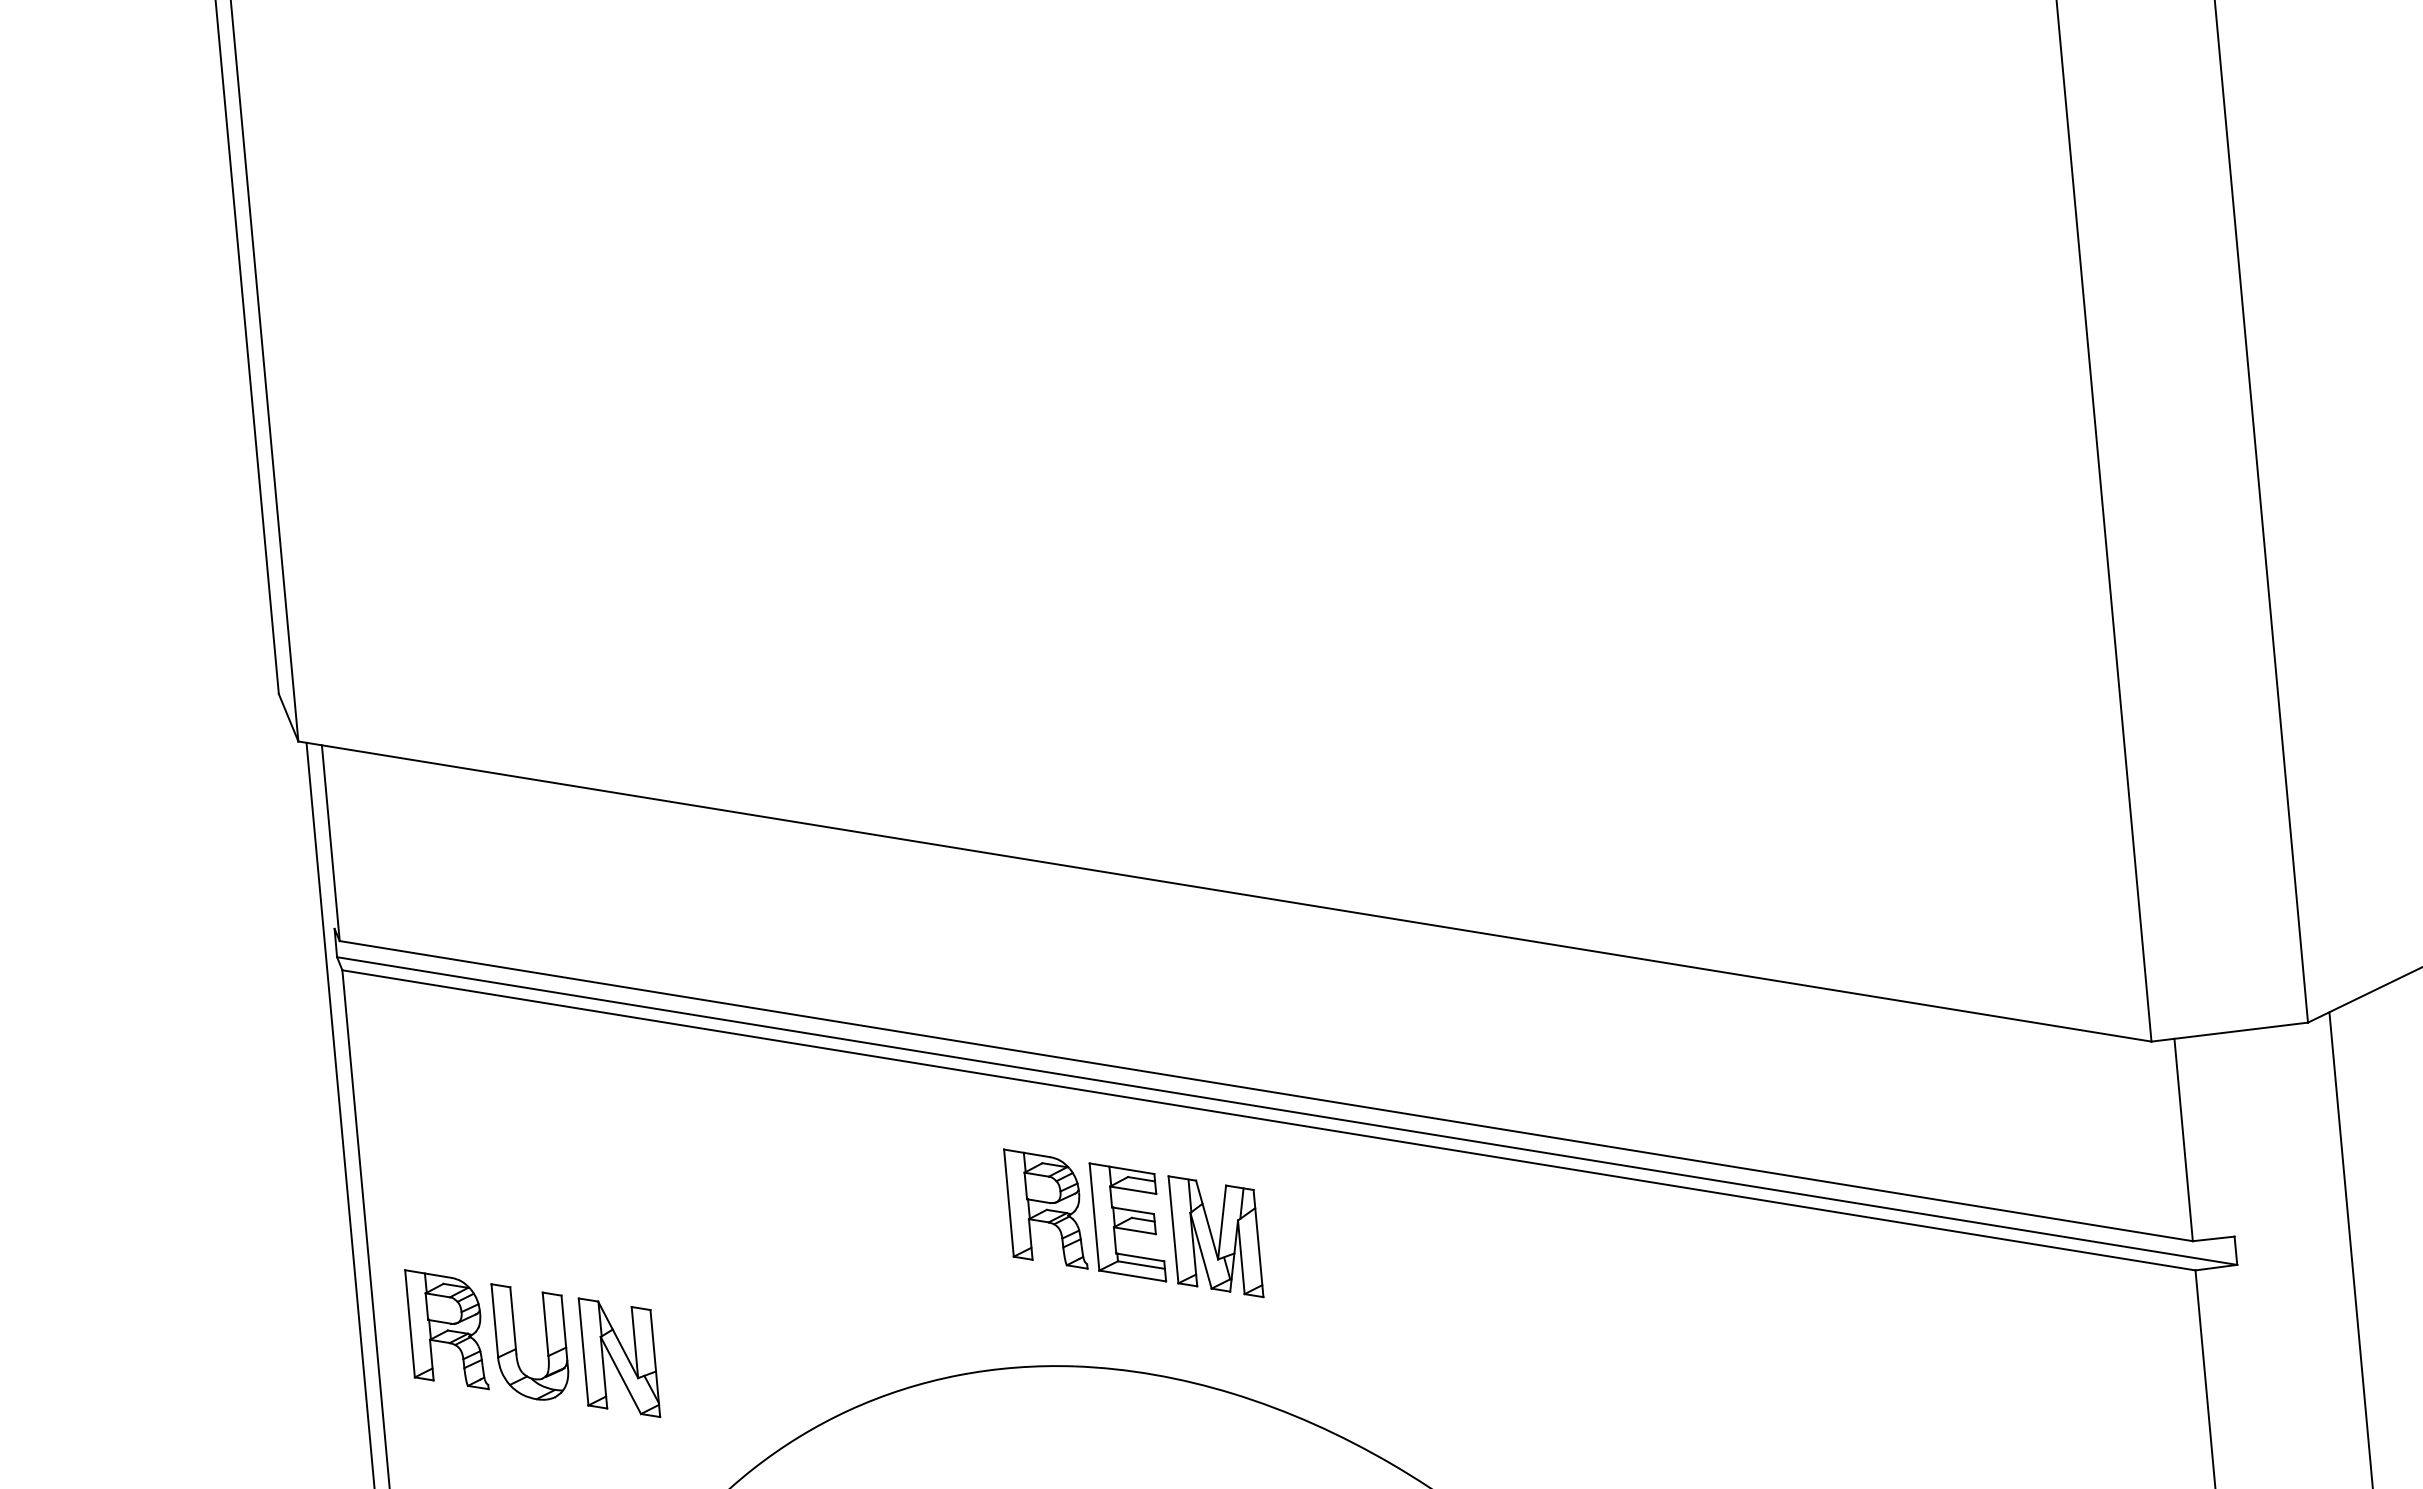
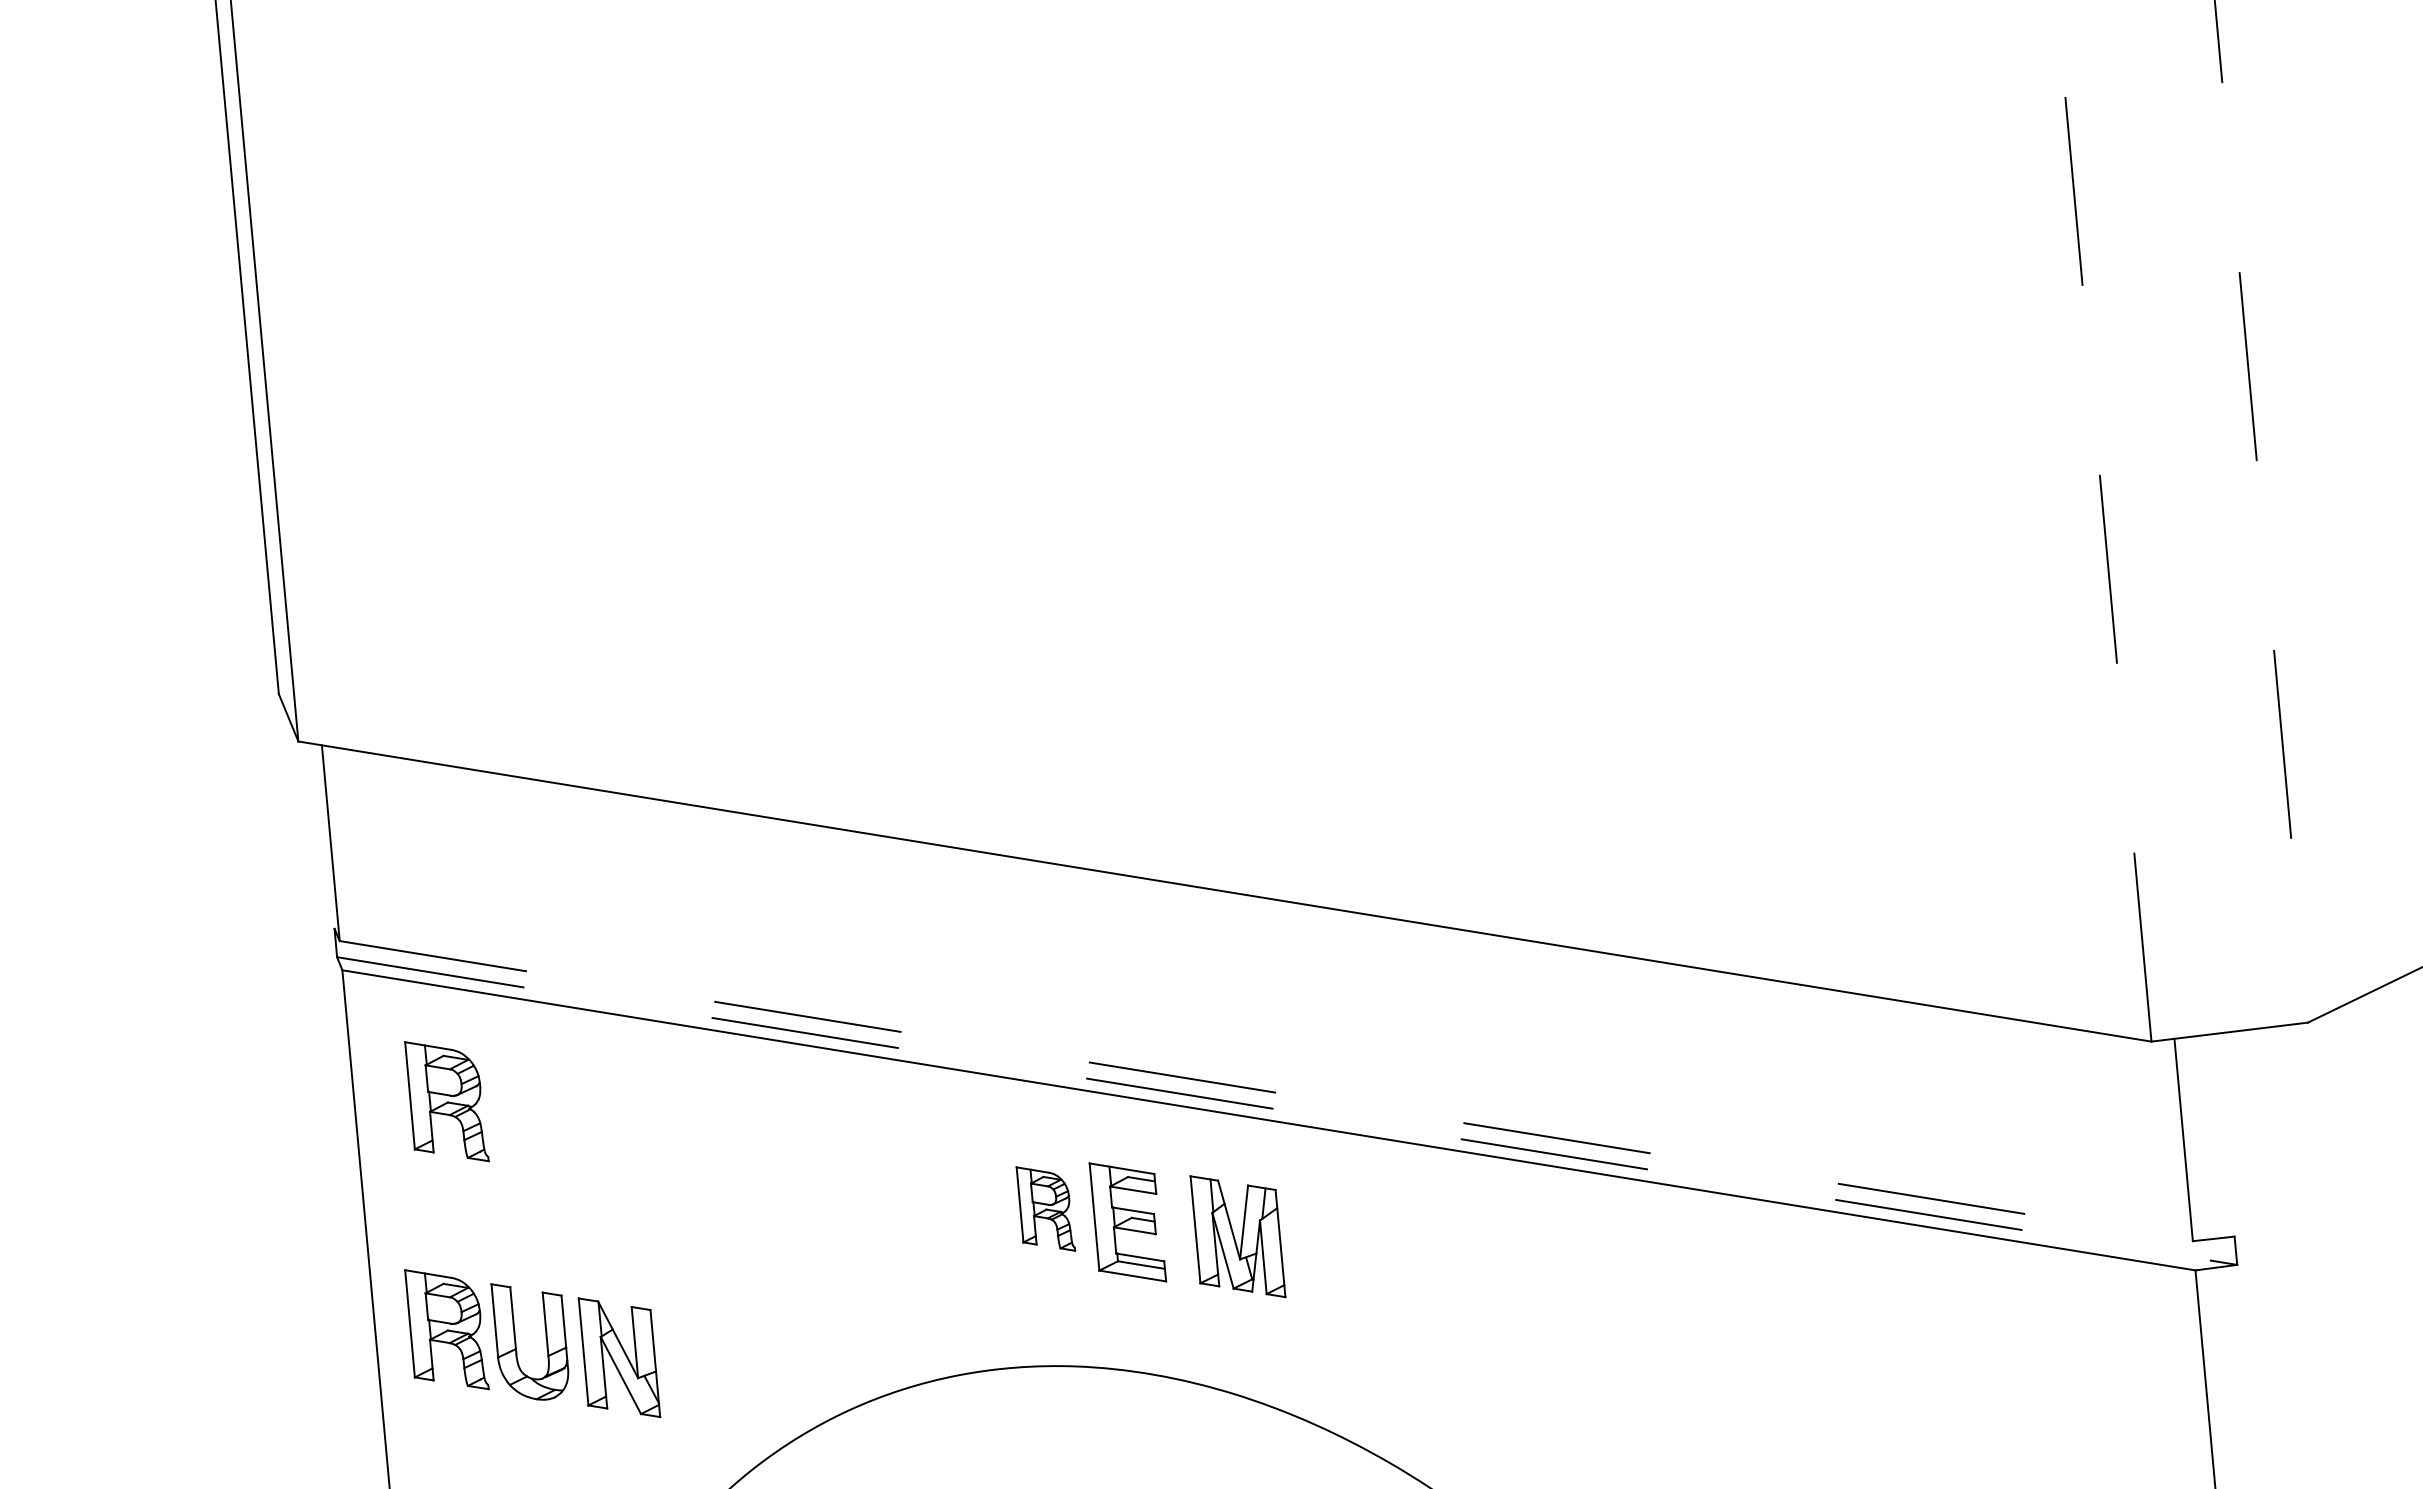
line: solid -> dashed (2261, 511)
line: solid -> dashed (2104, 520)
line: solid -> dashed (1266, 1091)
part: none -> present (446, 1101)
line: solid -> dashed (1287, 1111)
line: present -> none (340, 1113)
part size: 86x122 px -> 62x86 px (1045, 1208)
part position: (1215, 1236) -> (1237, 1236) (1237, 1236)
line: present -> none (2350, 1248)
